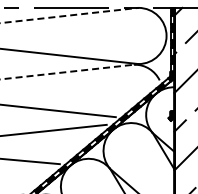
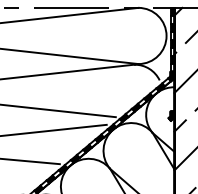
line: dashed -> solid (69, 15)
line: dashed -> solid (68, 71)
